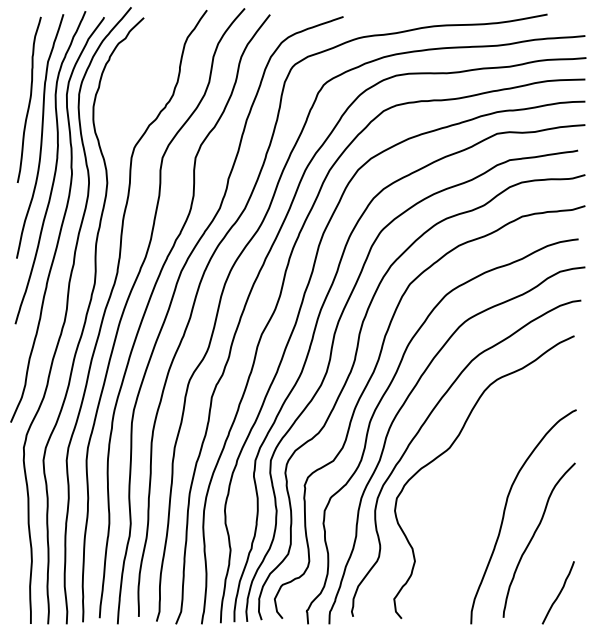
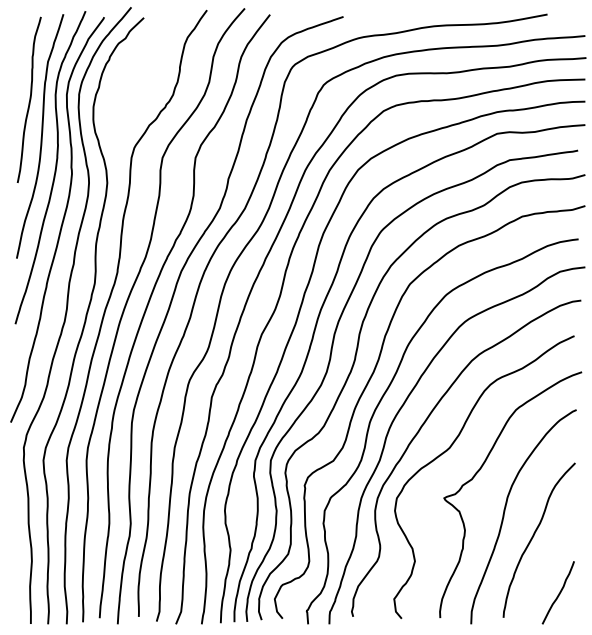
curve: none -> present (480, 470)
